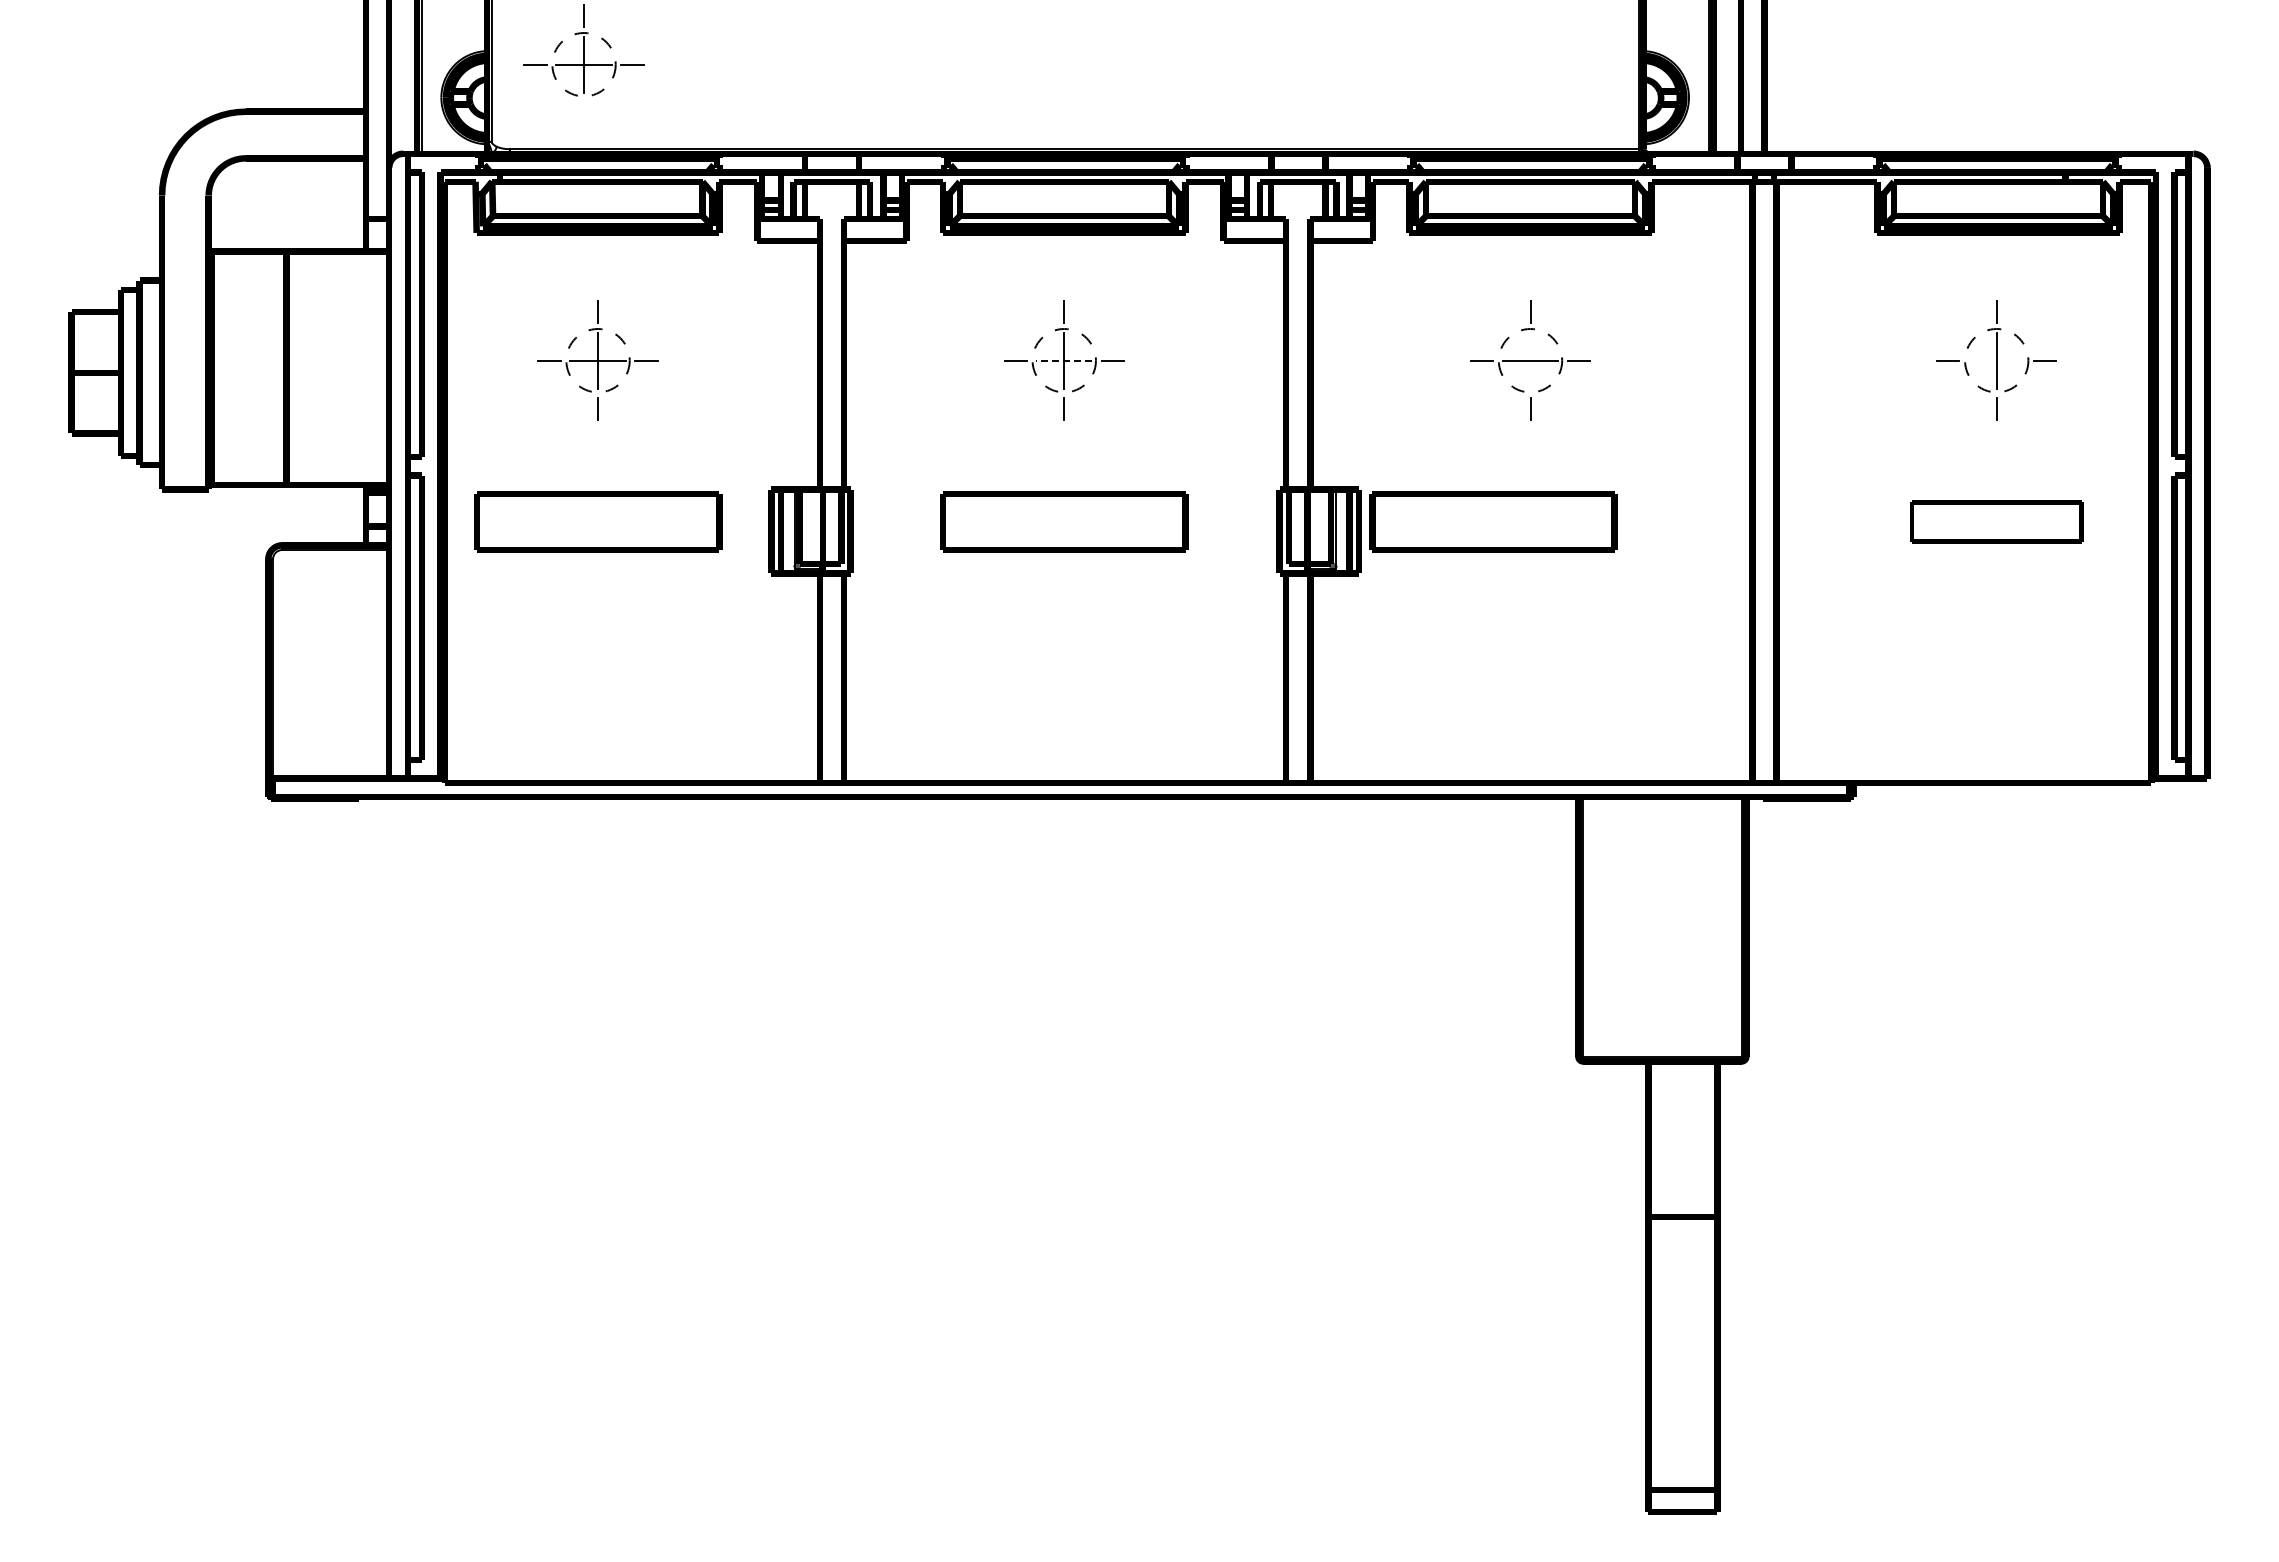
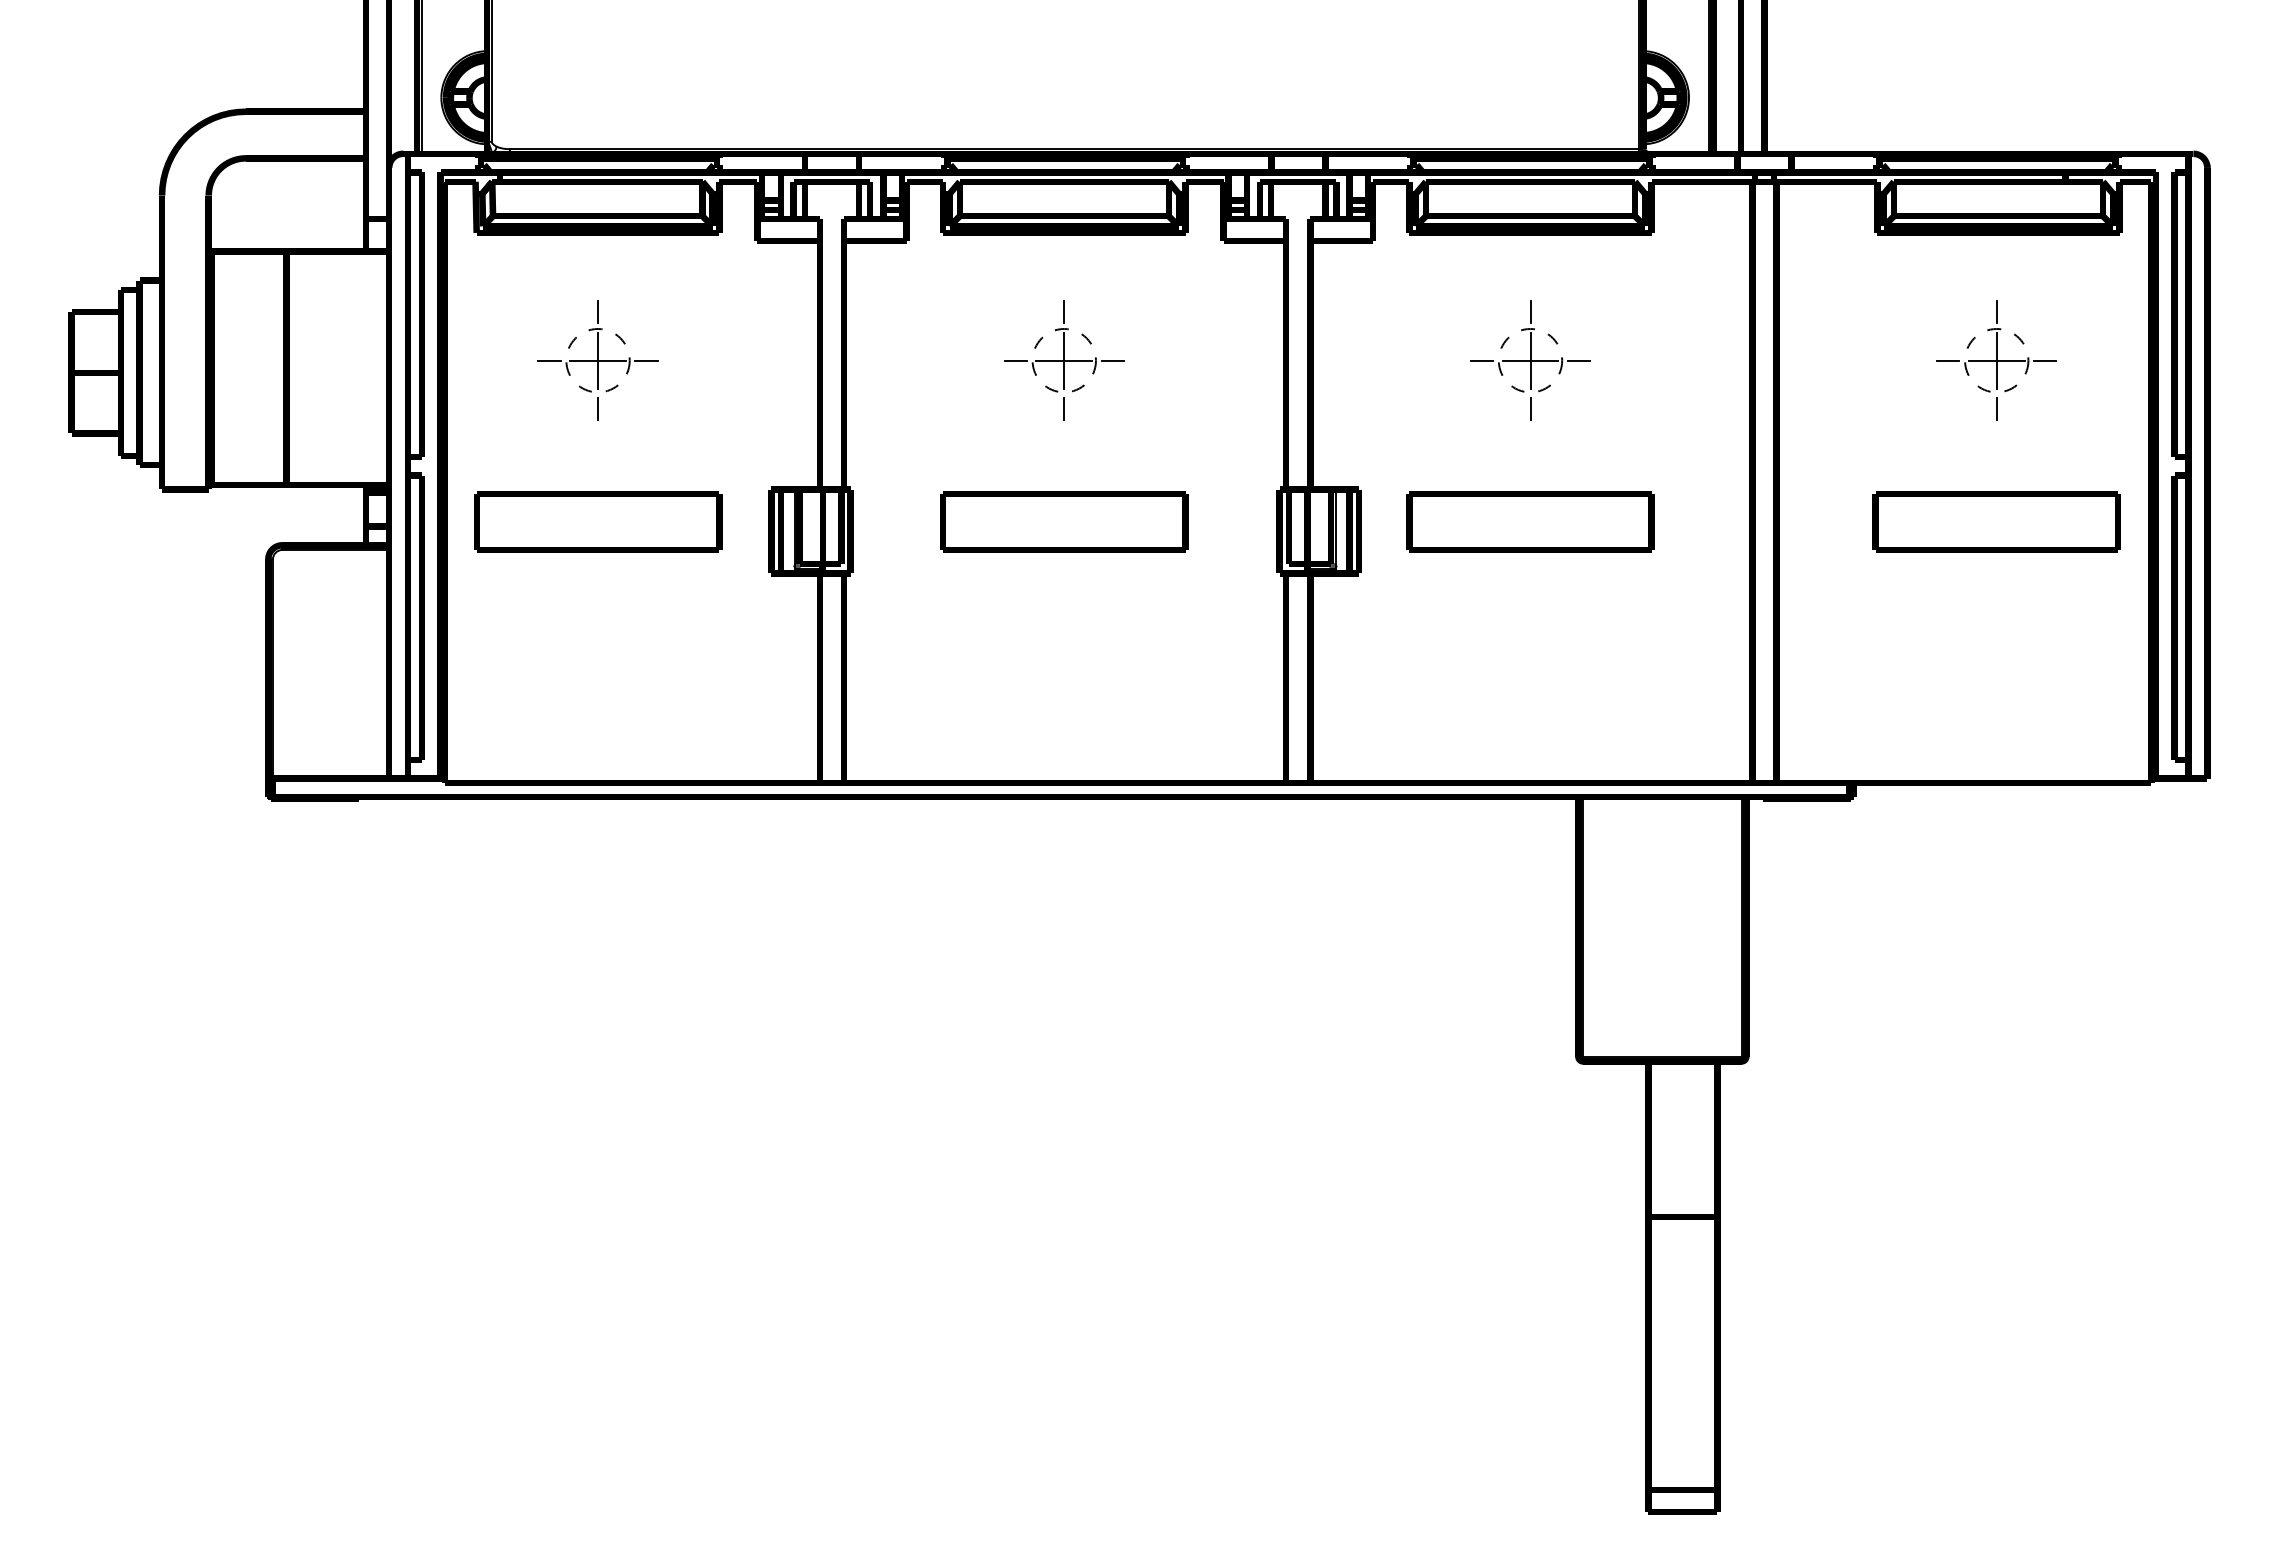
part: present -> none (583, 50)
line: dashed -> solid (1064, 360)
line: none -> present (1530, 360)
line: none -> present (1996, 360)
part position: (1493, 521) -> (1530, 521) (1530, 521)
part size: 174x44 px -> 249x62 px (1996, 521)
